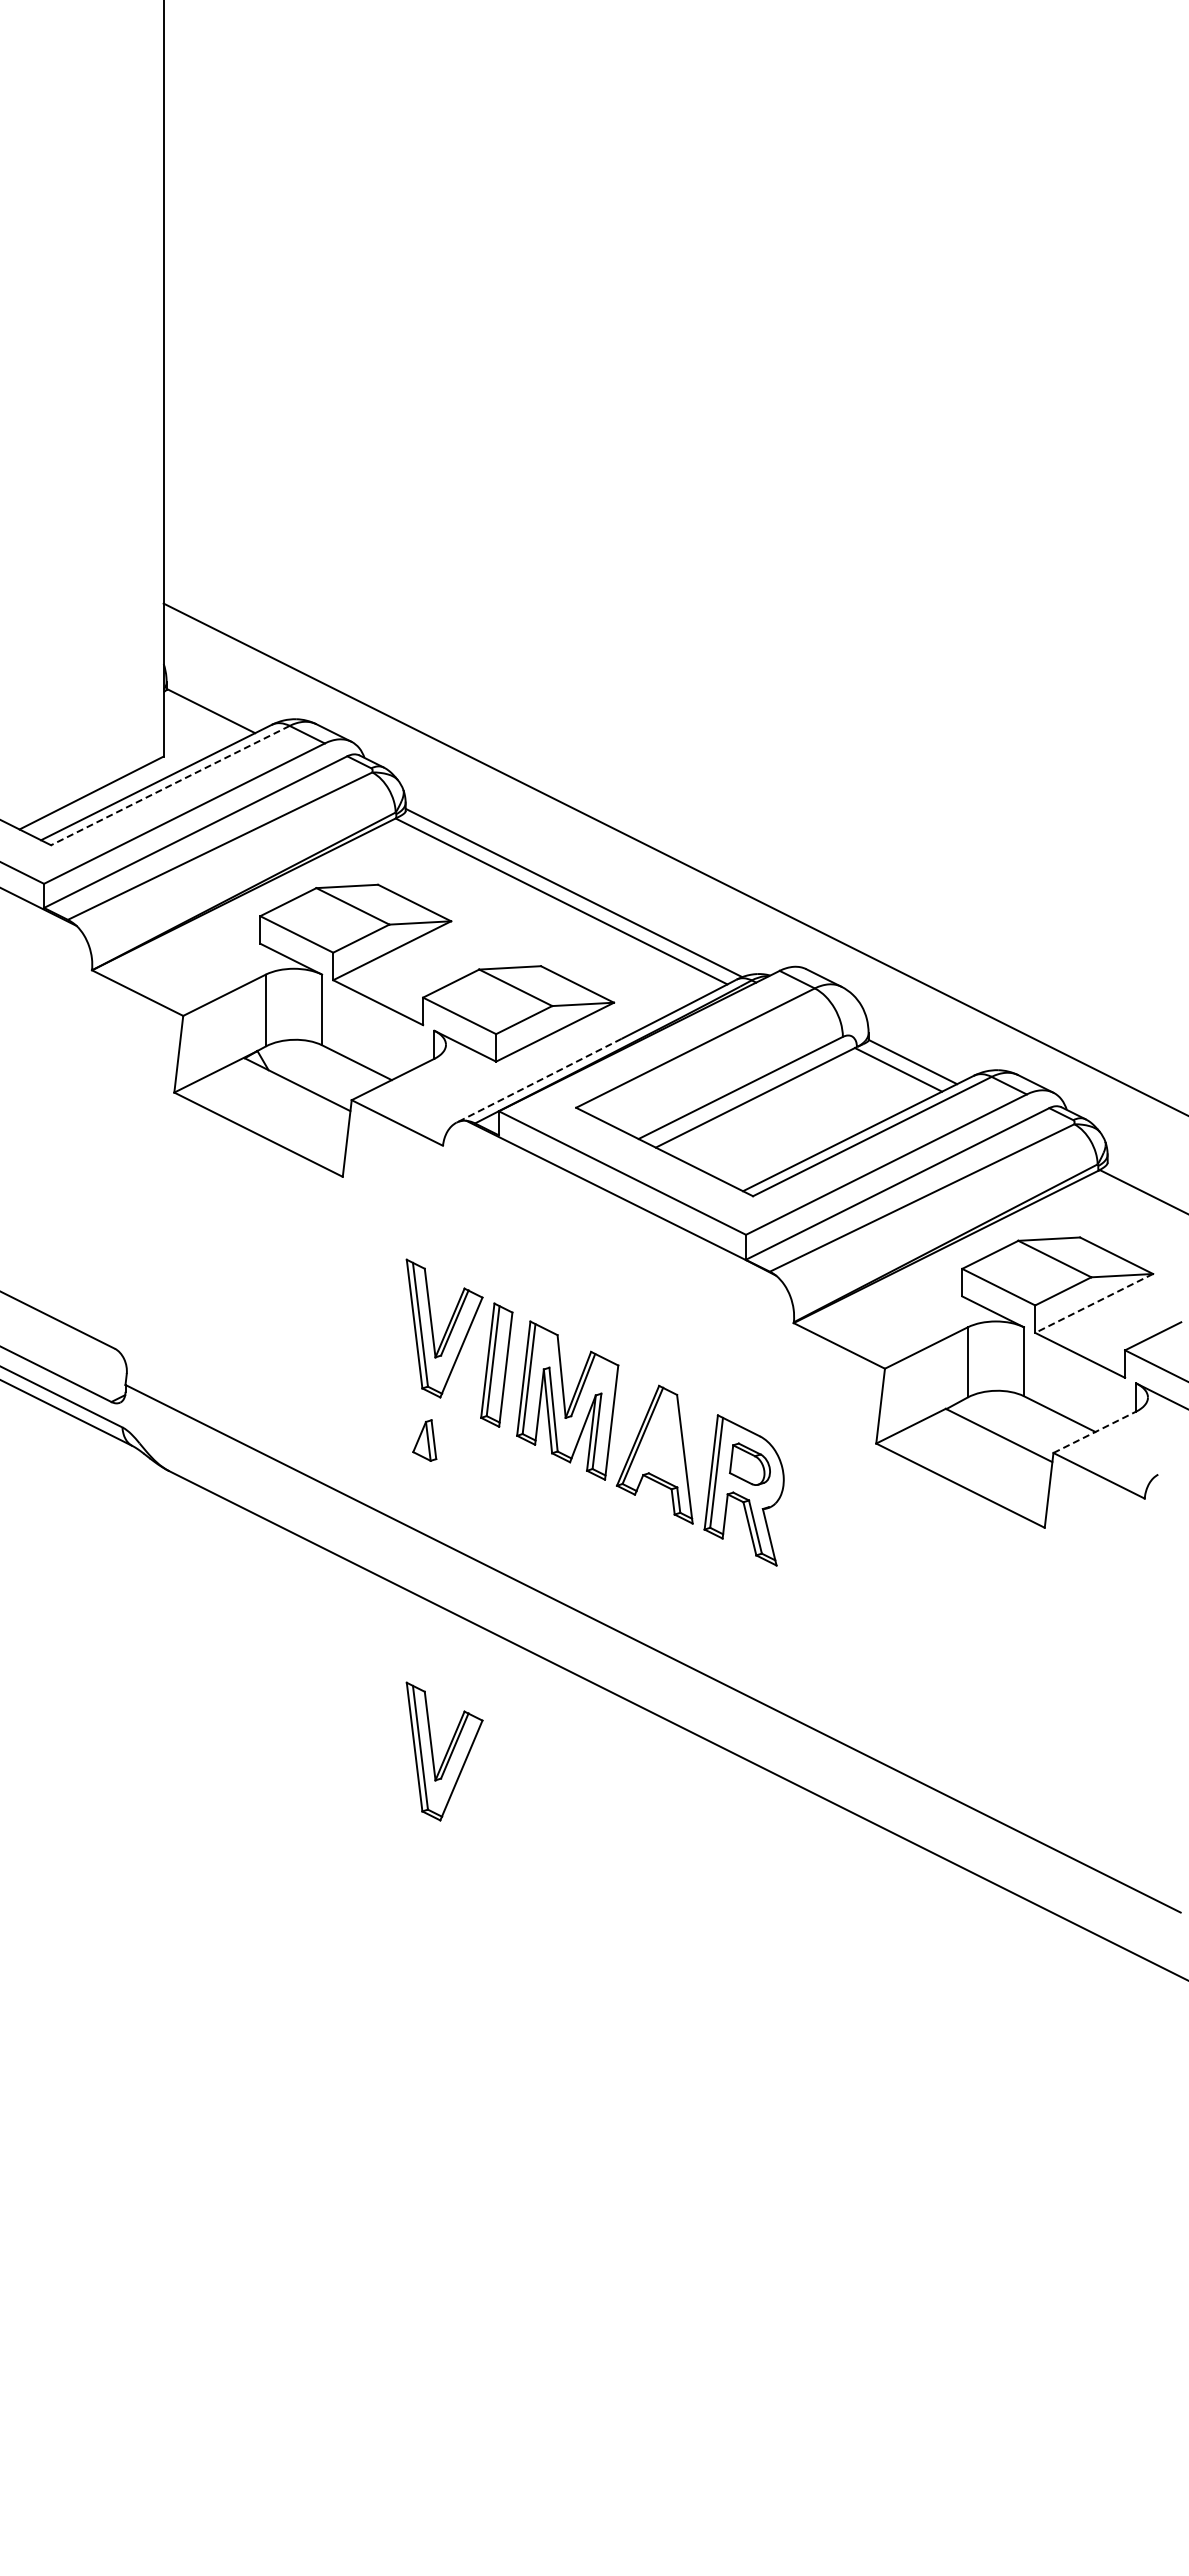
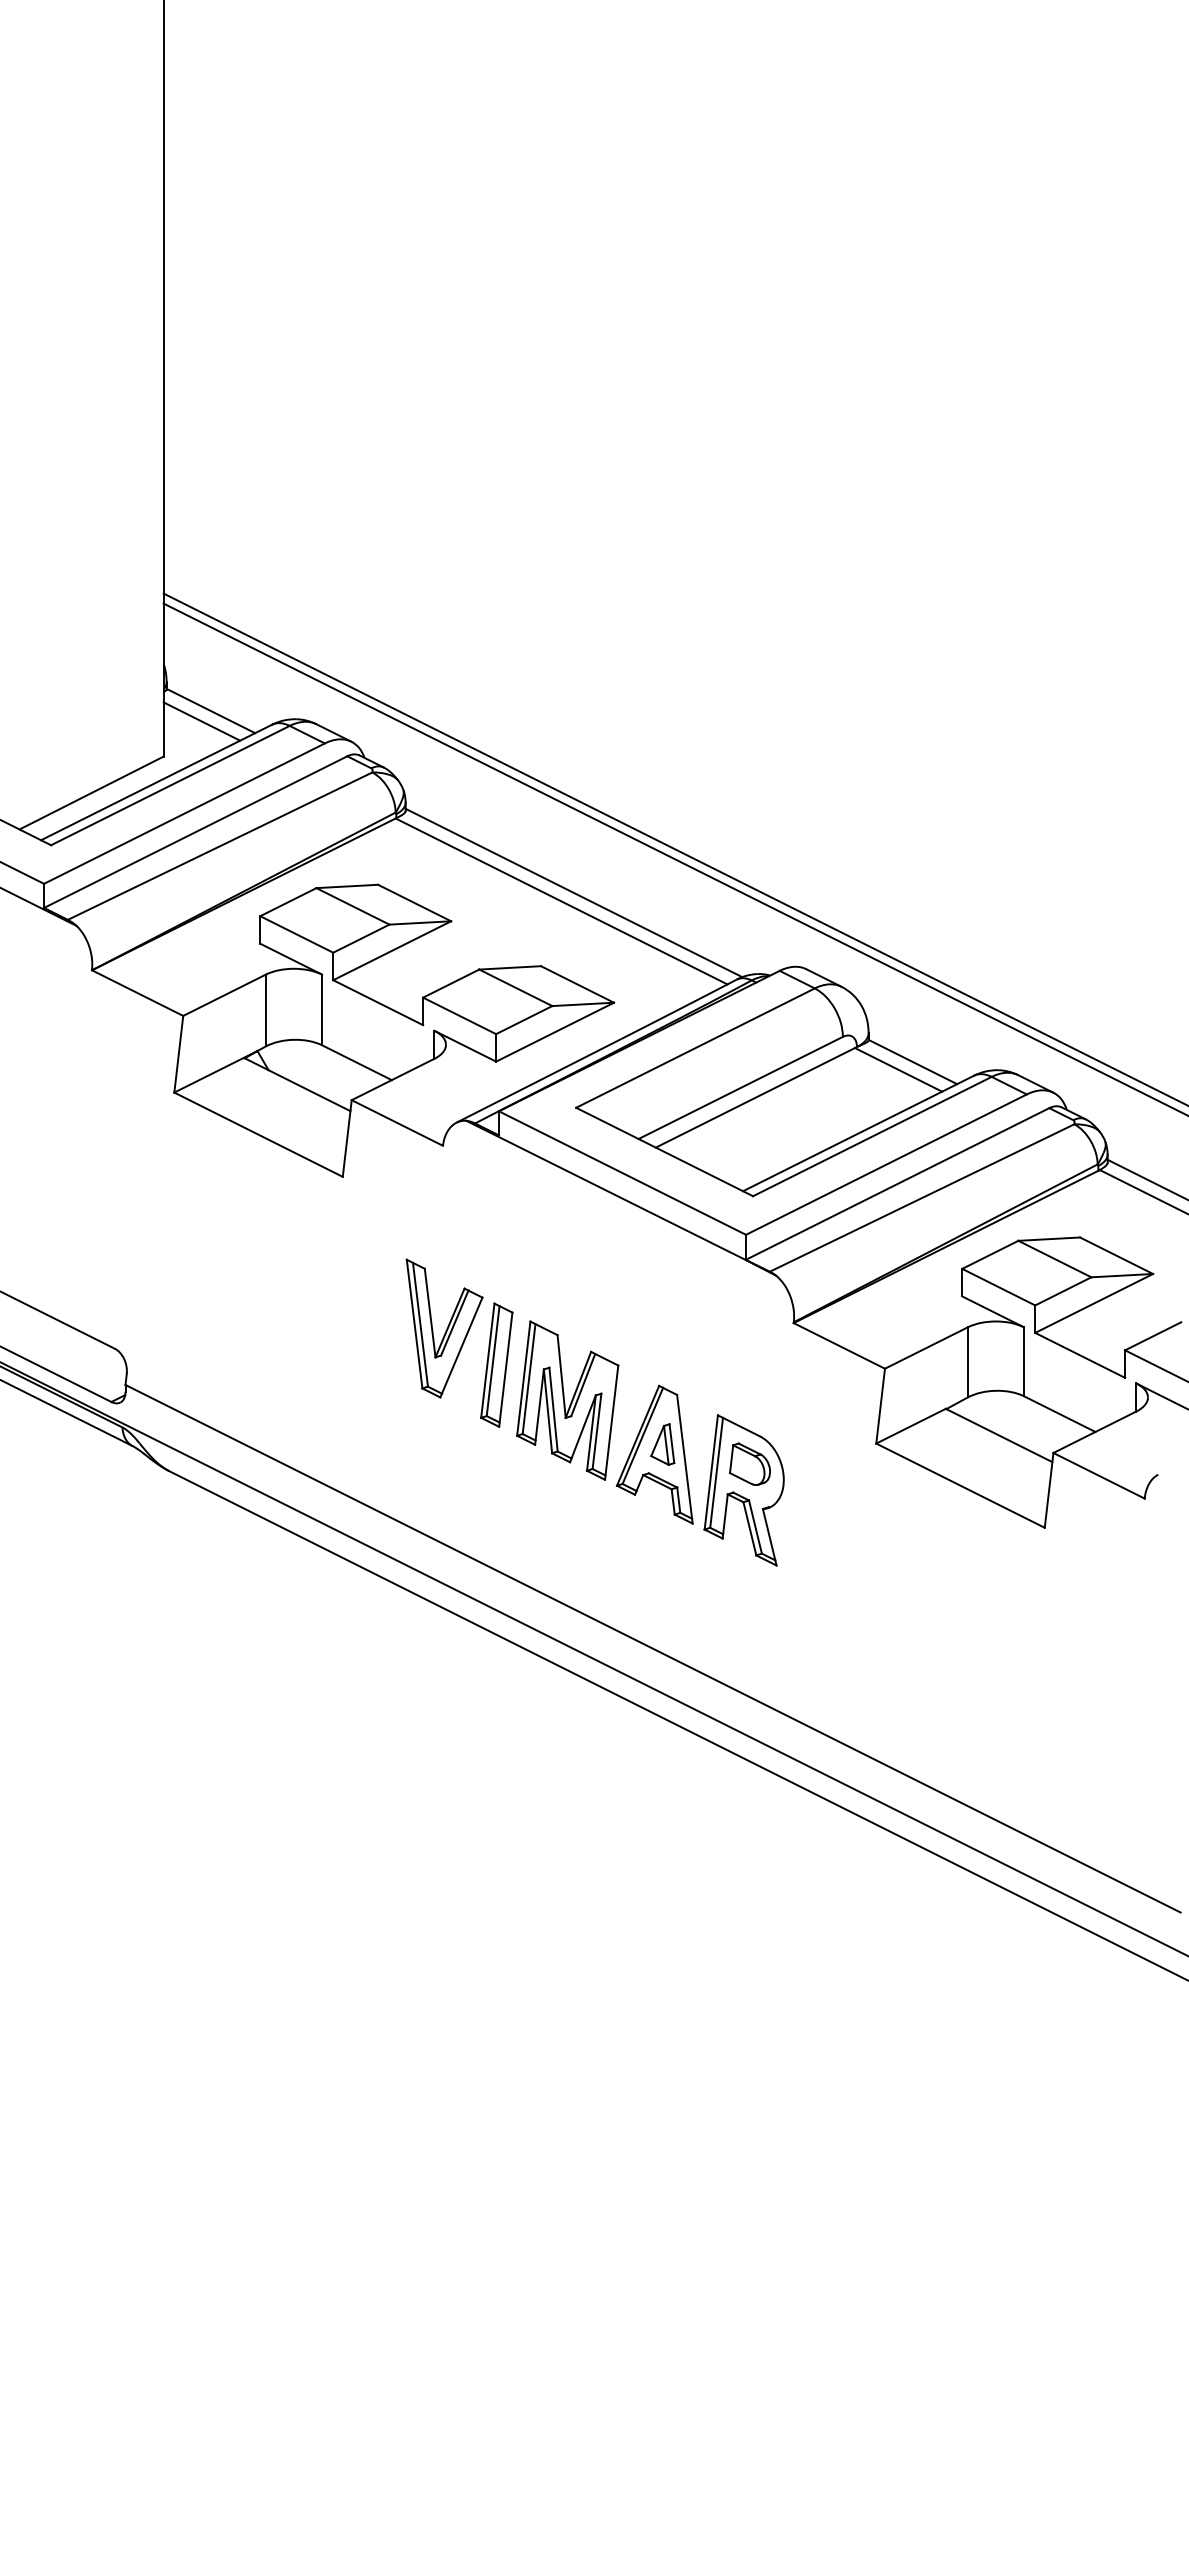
line: none -> present (201, 721)
line: dashed -> solid (169, 785)
line: none -> present (674, 848)
line: dashed -> solid (539, 1080)
line: none -> present (1146, 1178)
line: dashed -> solid (1094, 1303)
line: dashed -> solid (1095, 1432)
part position: (424, 1440) -> (662, 1444) (662, 1444)
line: none -> present (593, 1658)
part: present -> none (444, 1751)
